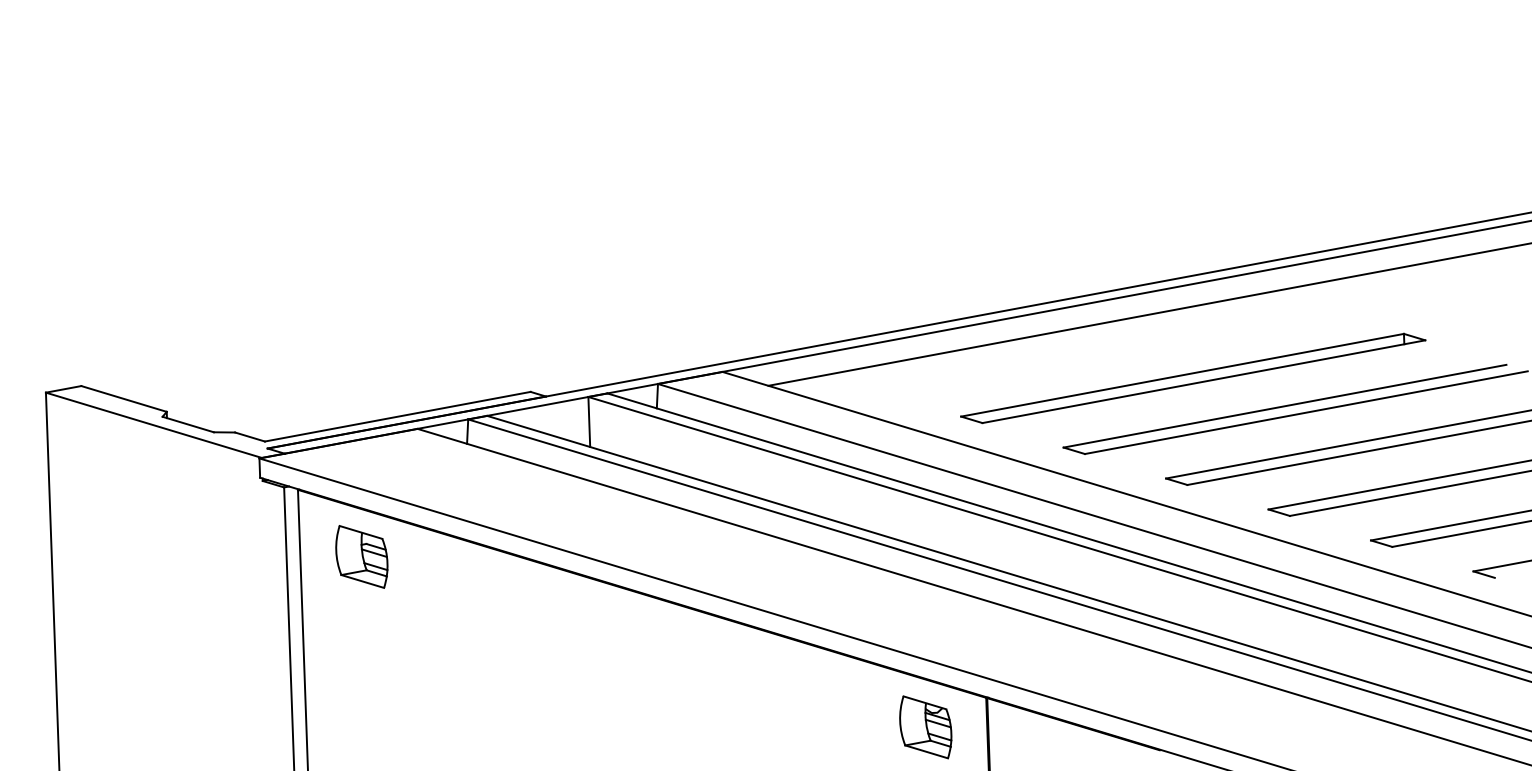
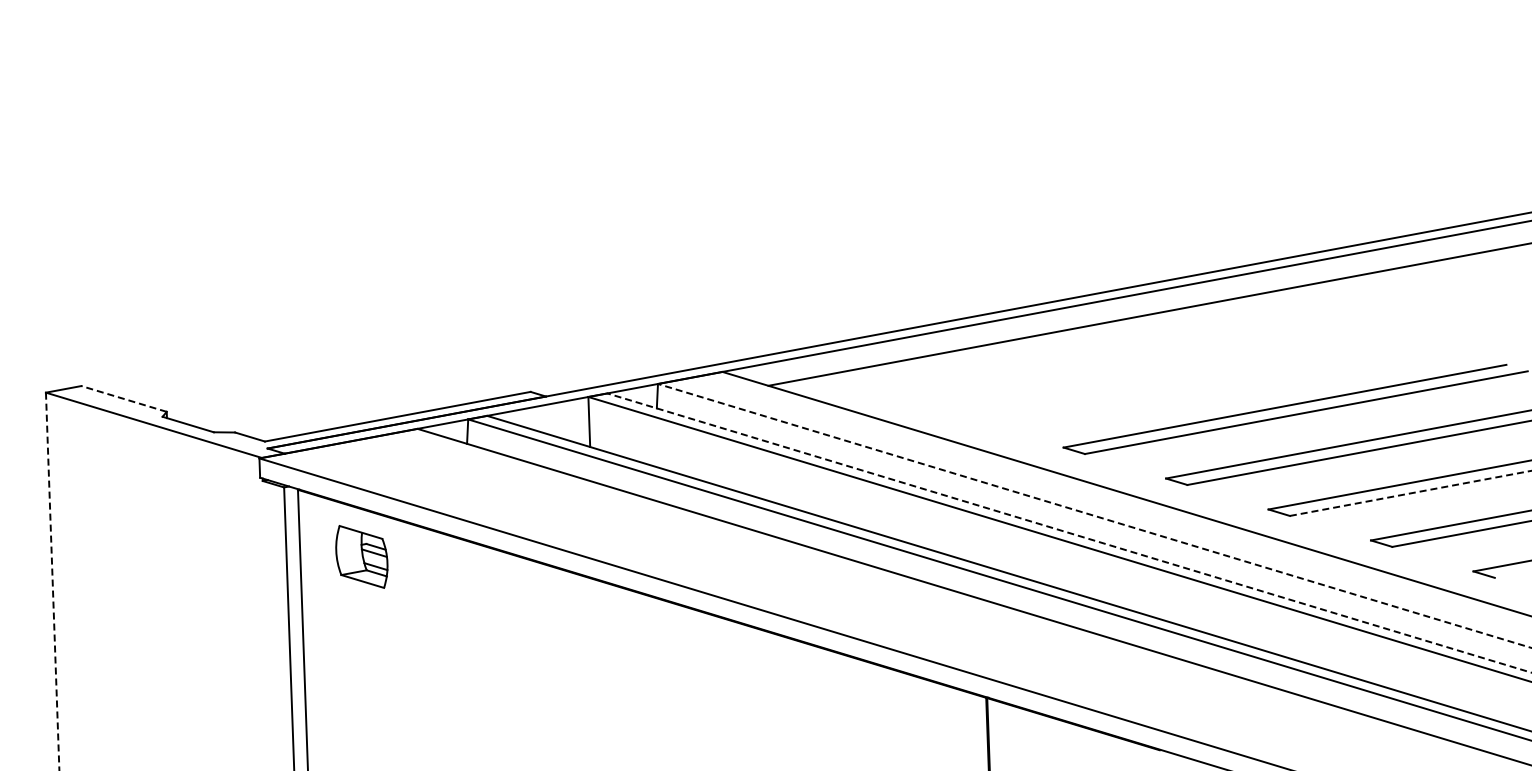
part: present -> none (1193, 378)
line: solid -> dashed (124, 398)
line: solid -> dashed (1410, 493)
line: solid -> dashed (1094, 515)
line: solid -> dashed (1069, 533)
line: solid -> dashed (52, 581)
part: present -> none (925, 727)
